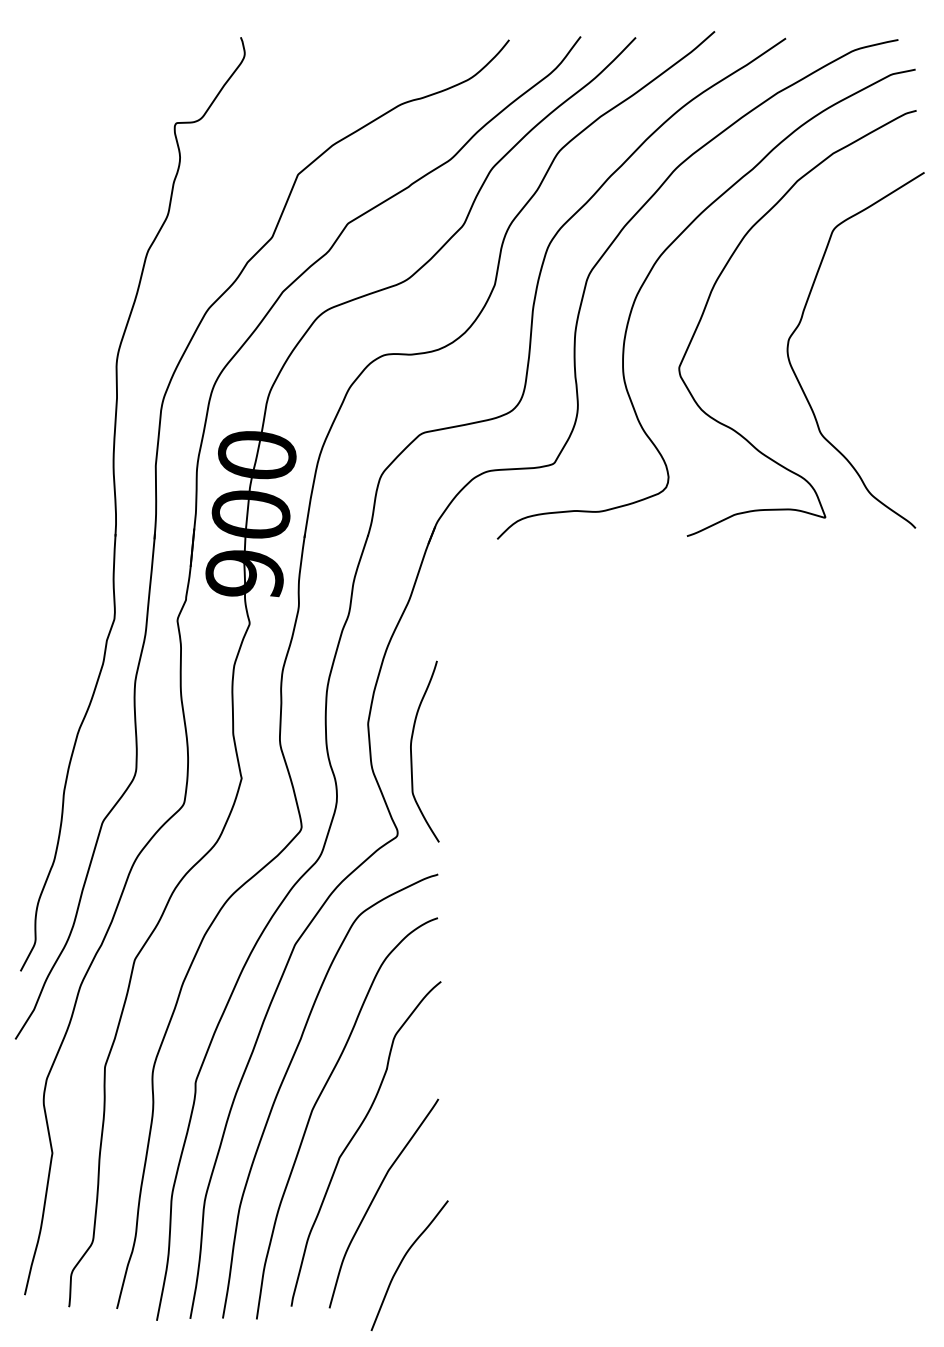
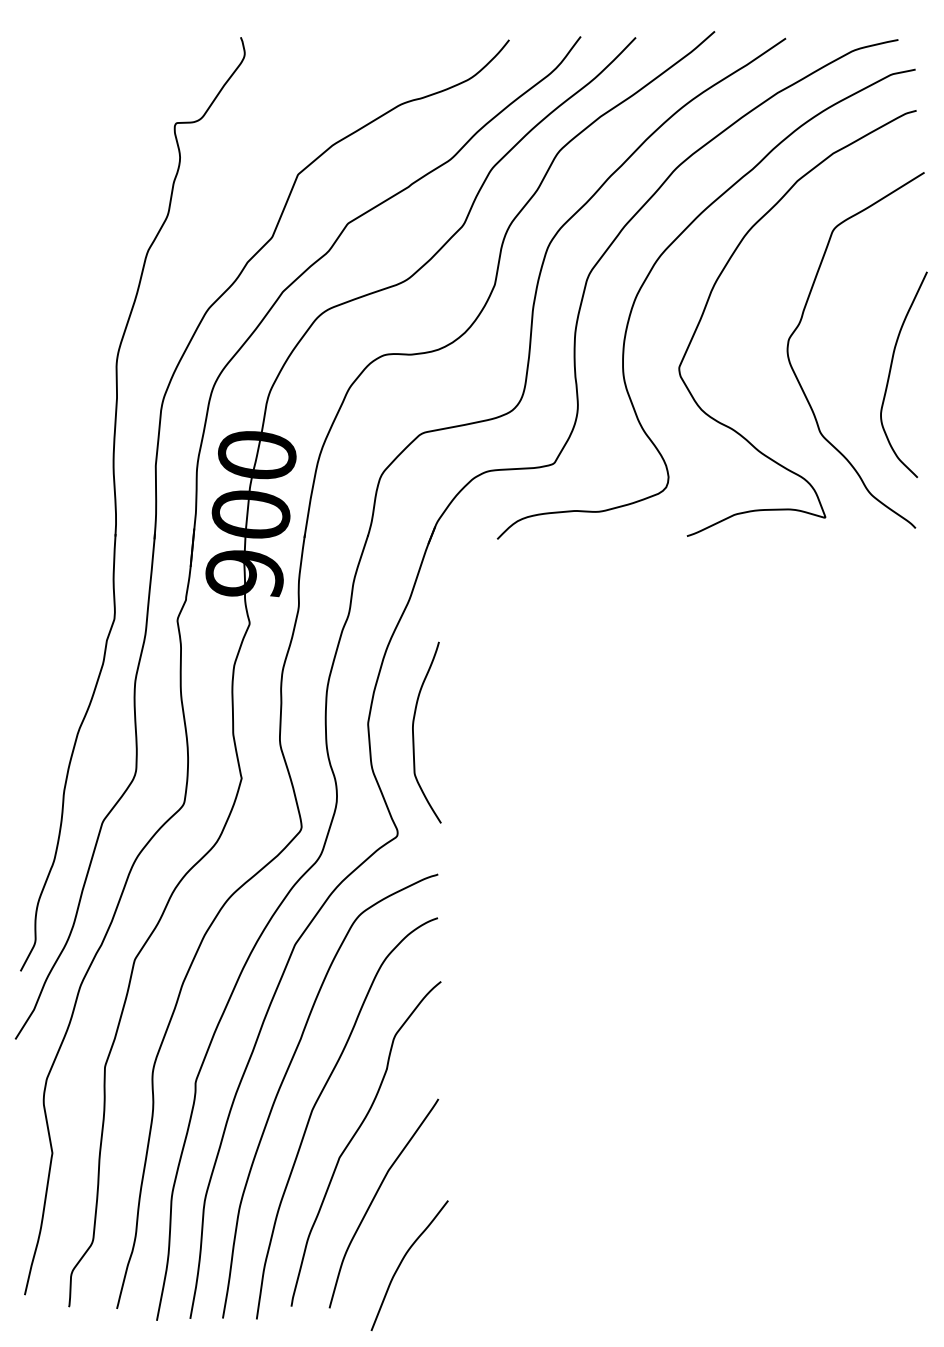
curve: none -> present (891, 370)
curve position: (412, 755) -> (414, 736) (414, 736)
